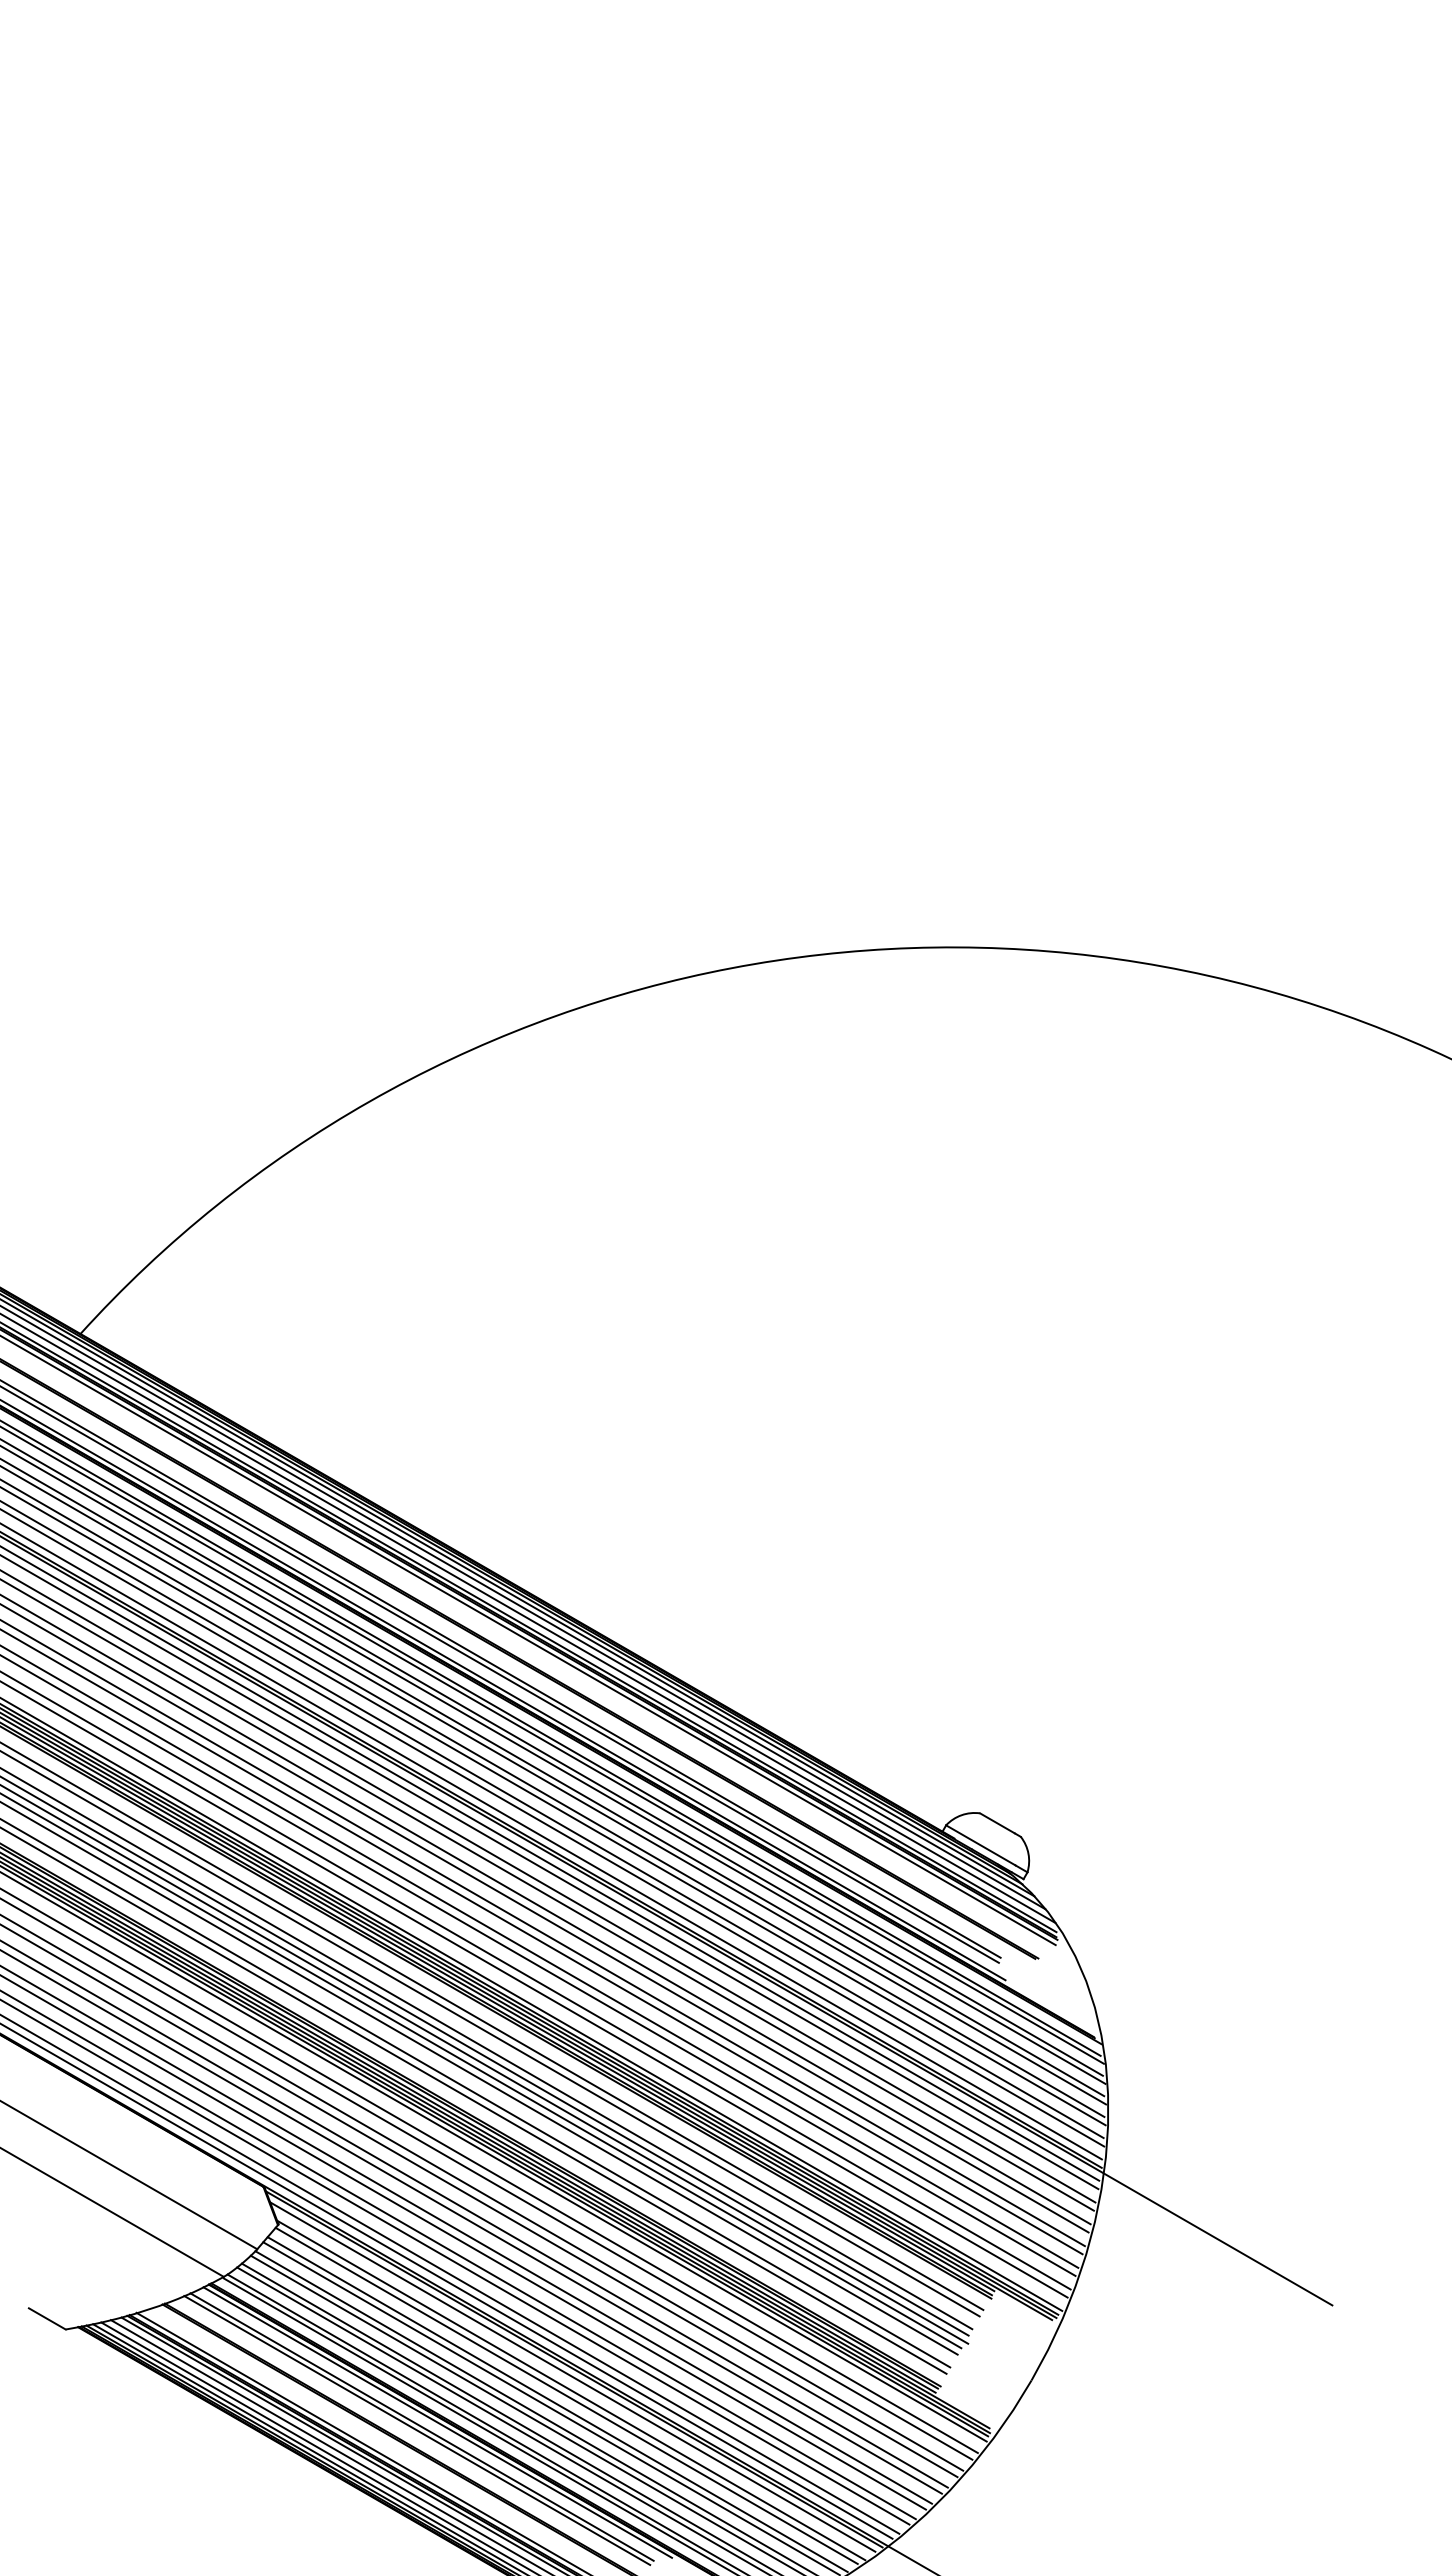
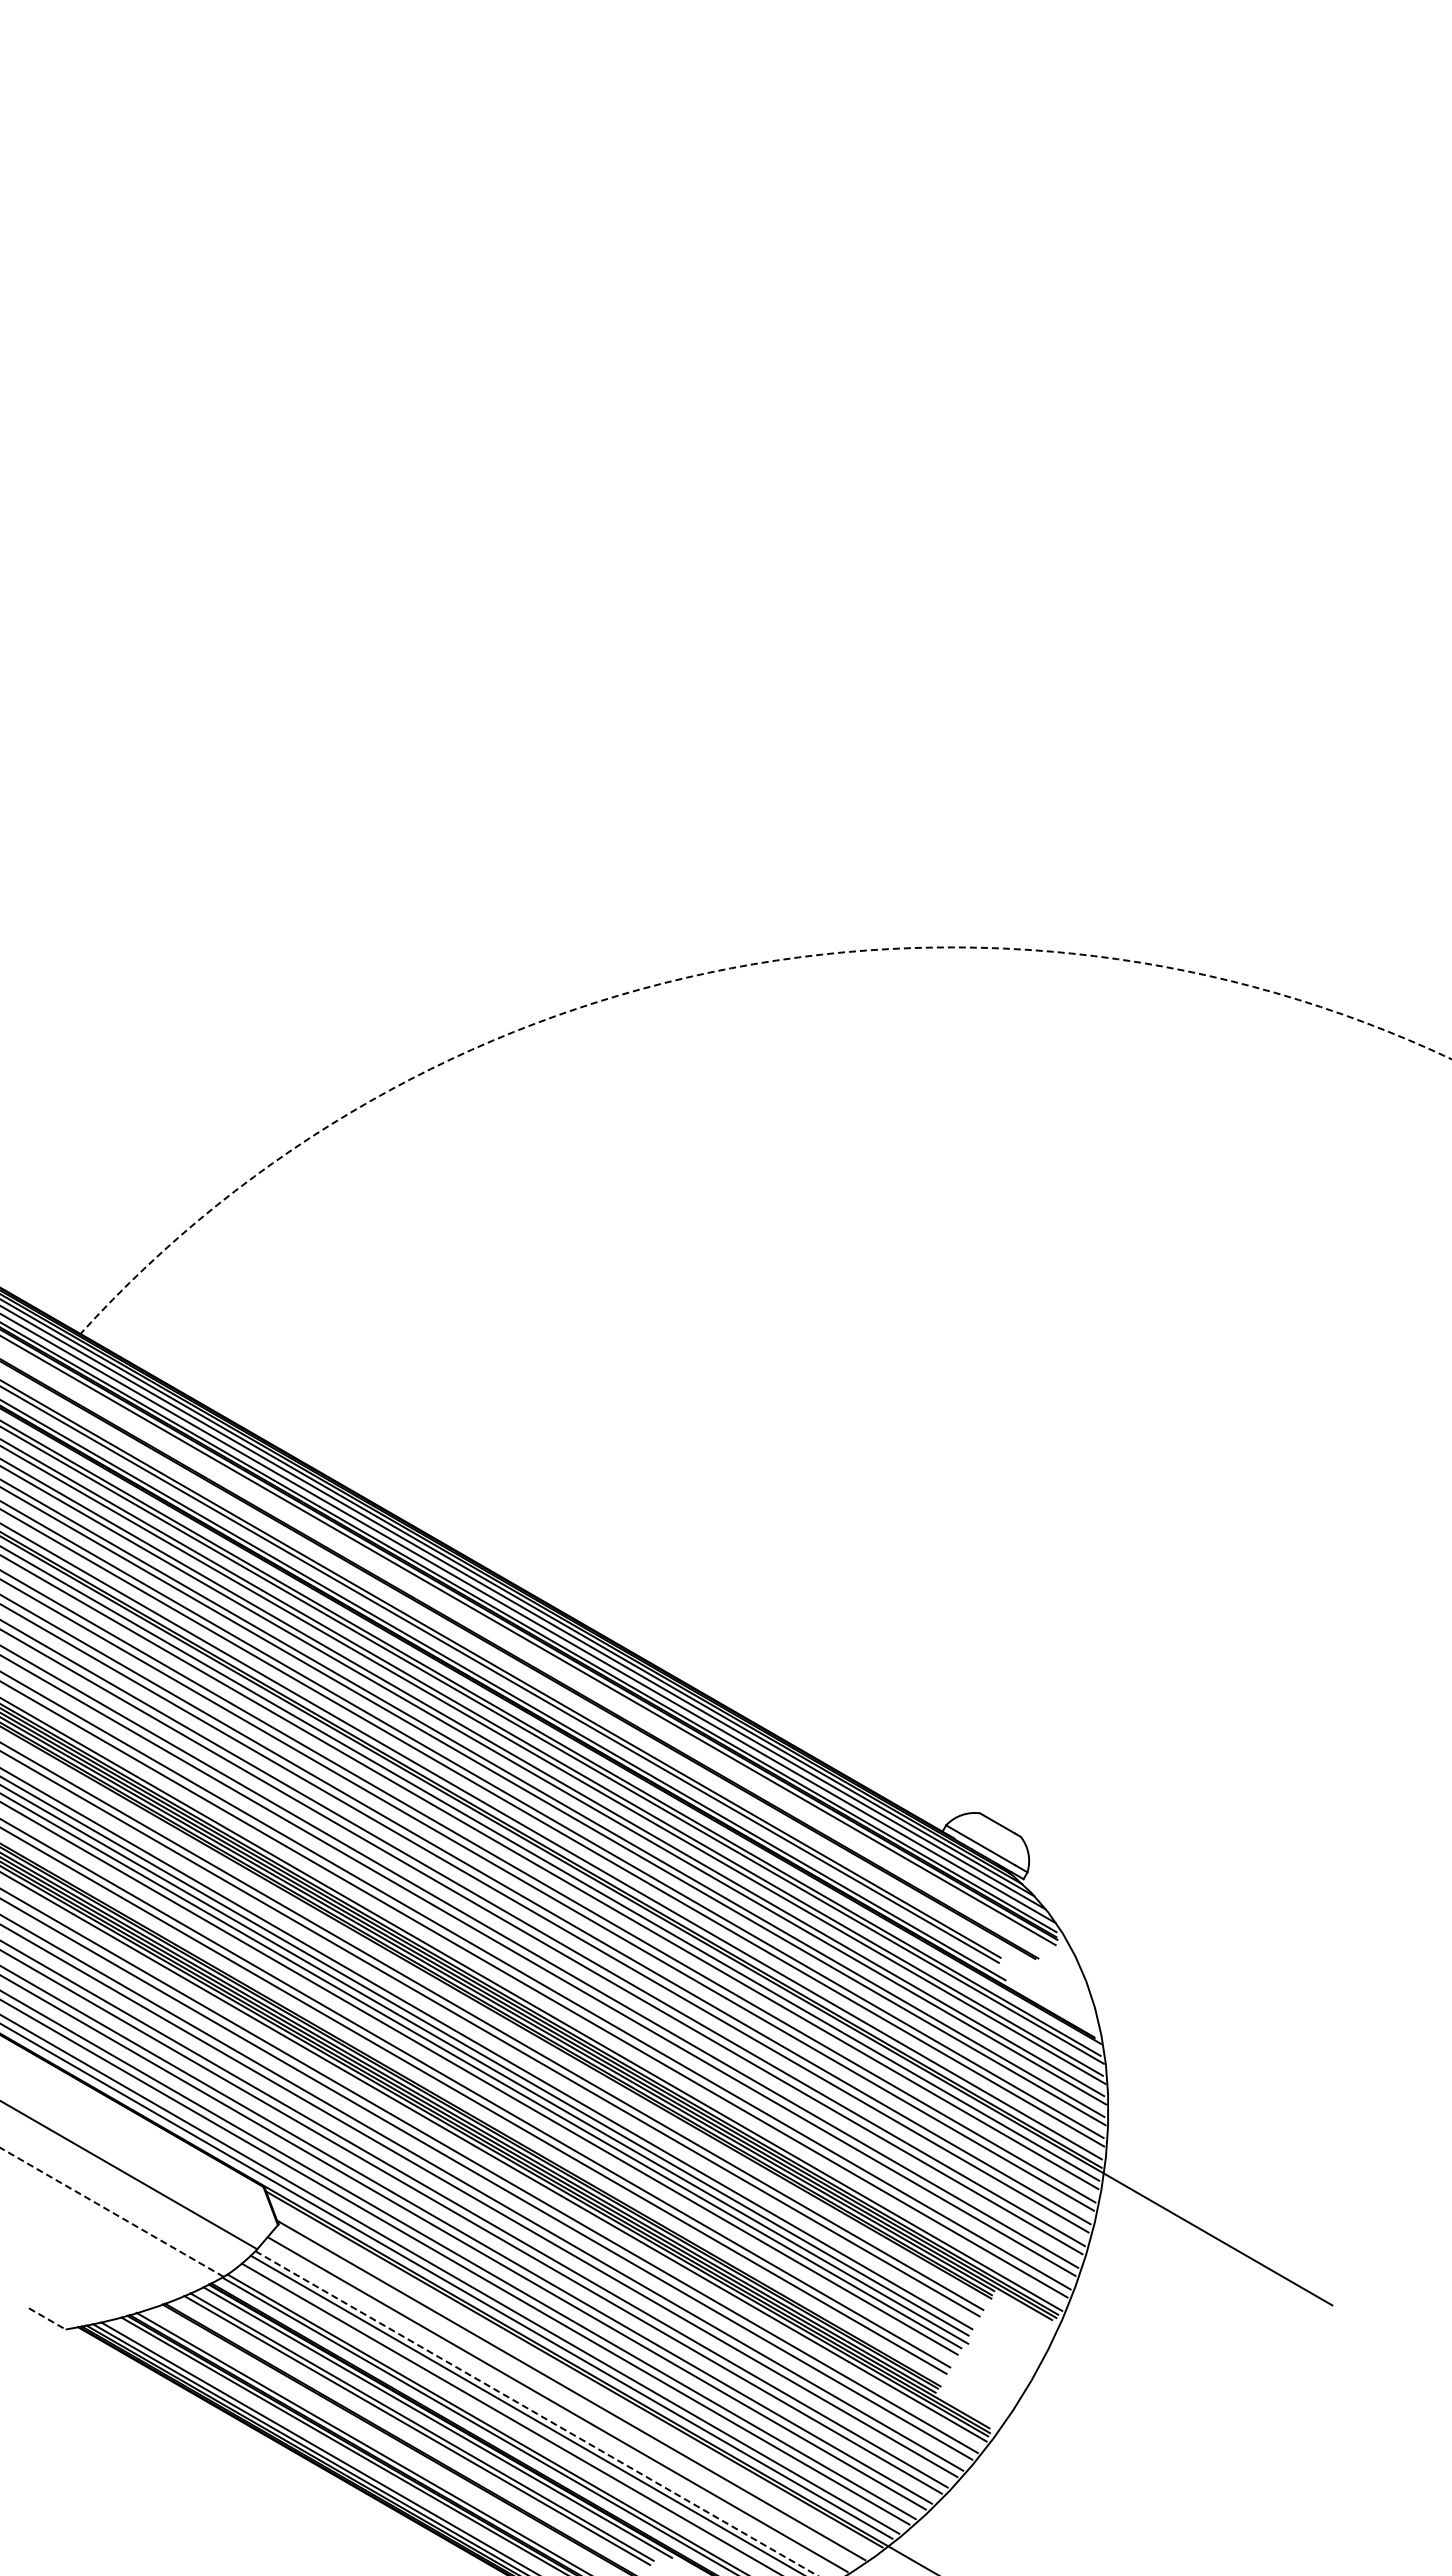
arc: solid -> dashed (719, 970)
line: solid -> dashed (112, 2212)
line: solid -> dashed (47, 2319)
line: present -> none (572, 2376)
line: present -> none (566, 2395)
line: present -> none (549, 2407)
line: solid -> dashed (536, 2413)
line: present -> none (501, 2419)
line: present -> none (329, 2446)
